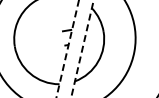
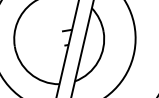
line: dashed -> solid (67, 48)
line: dashed -> solid (82, 48)
